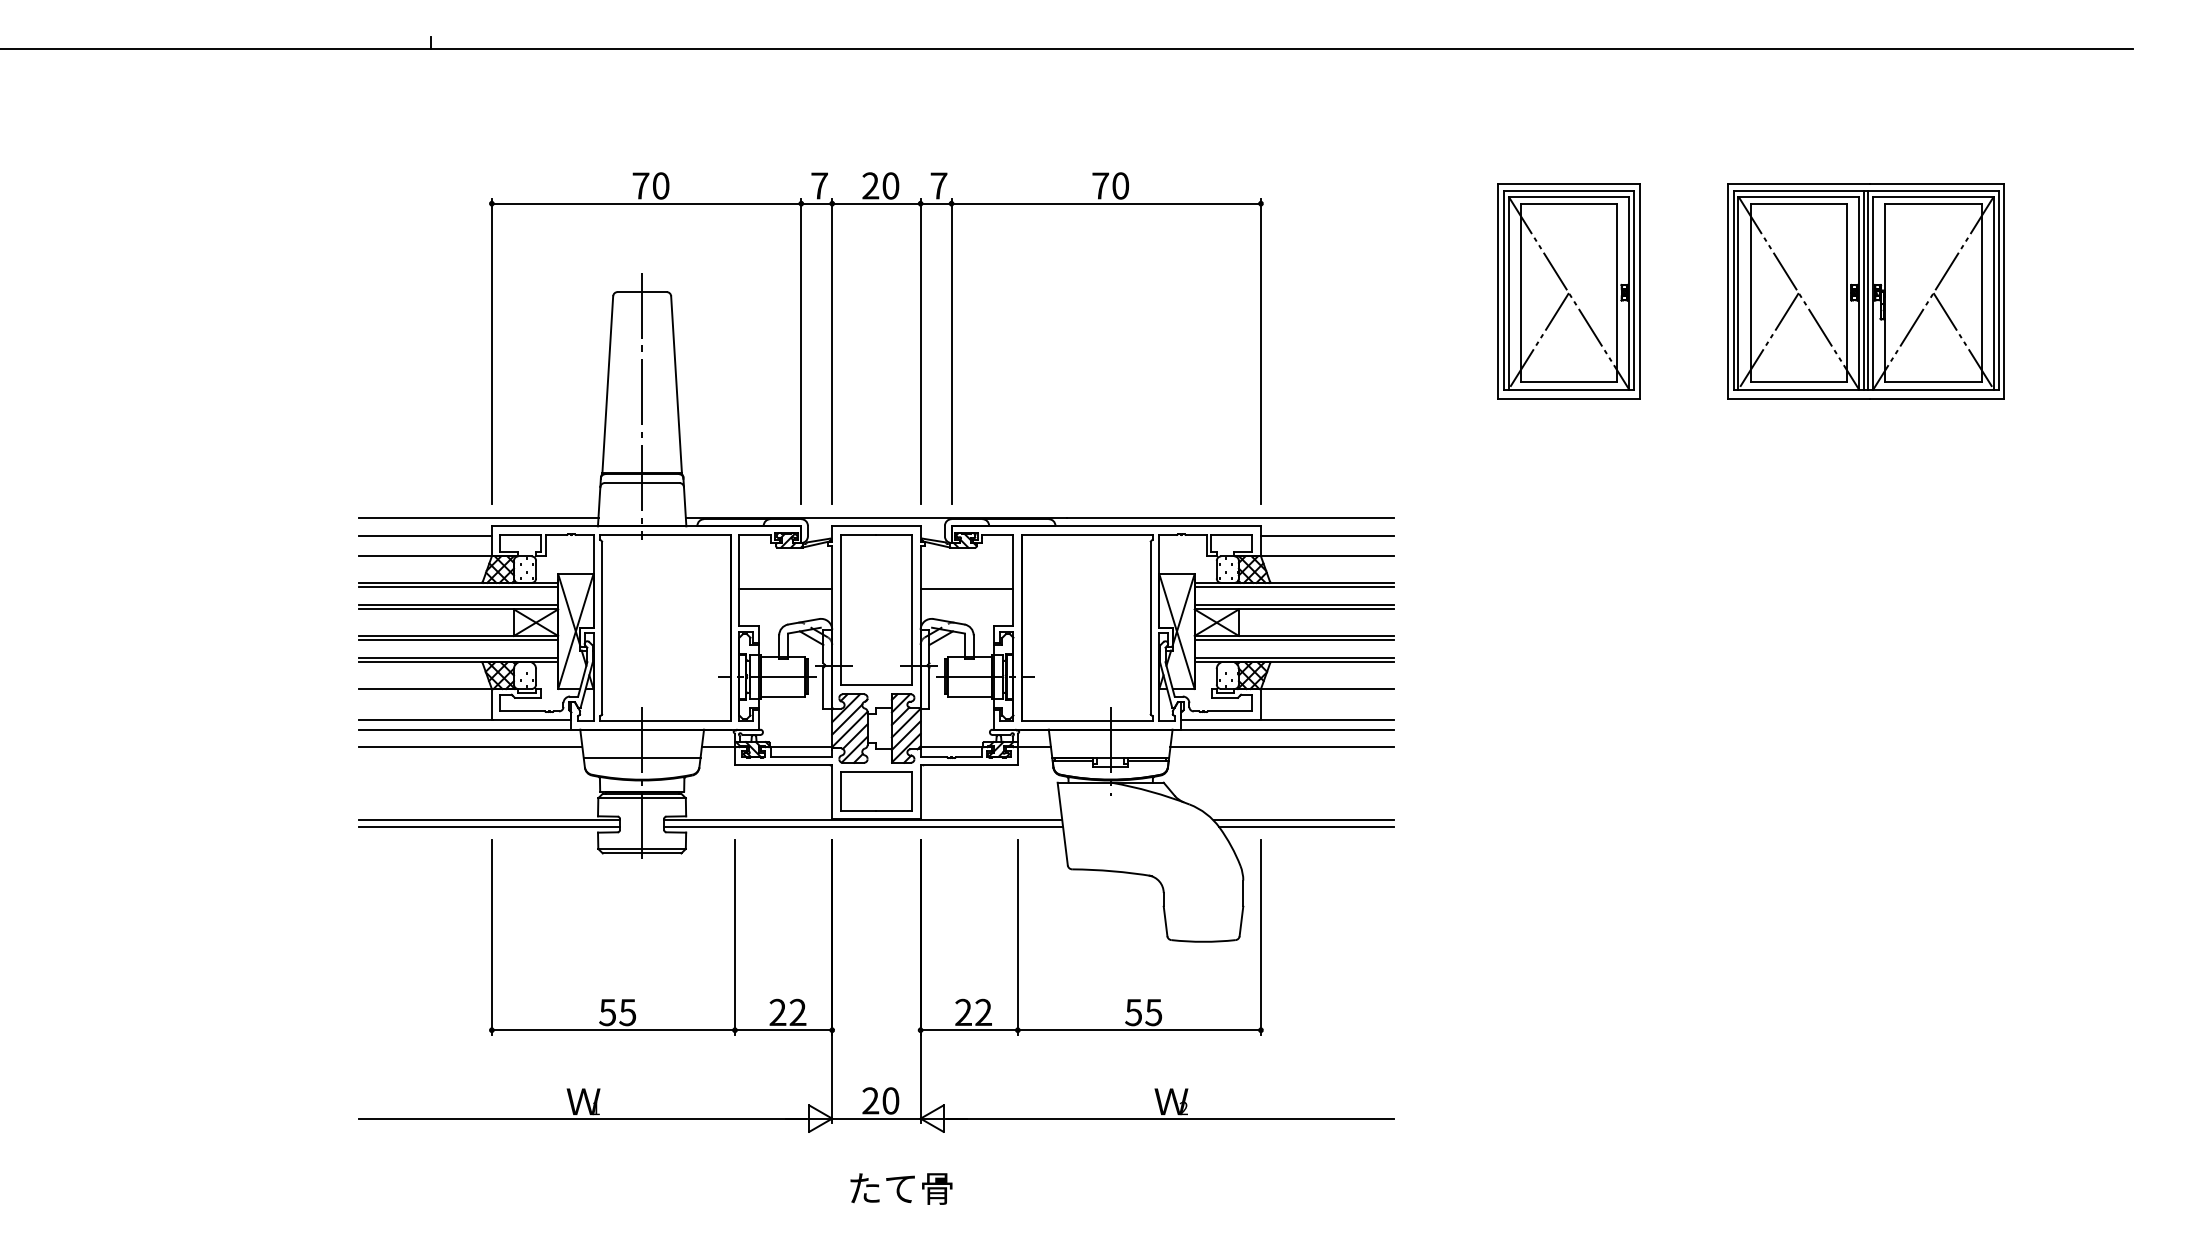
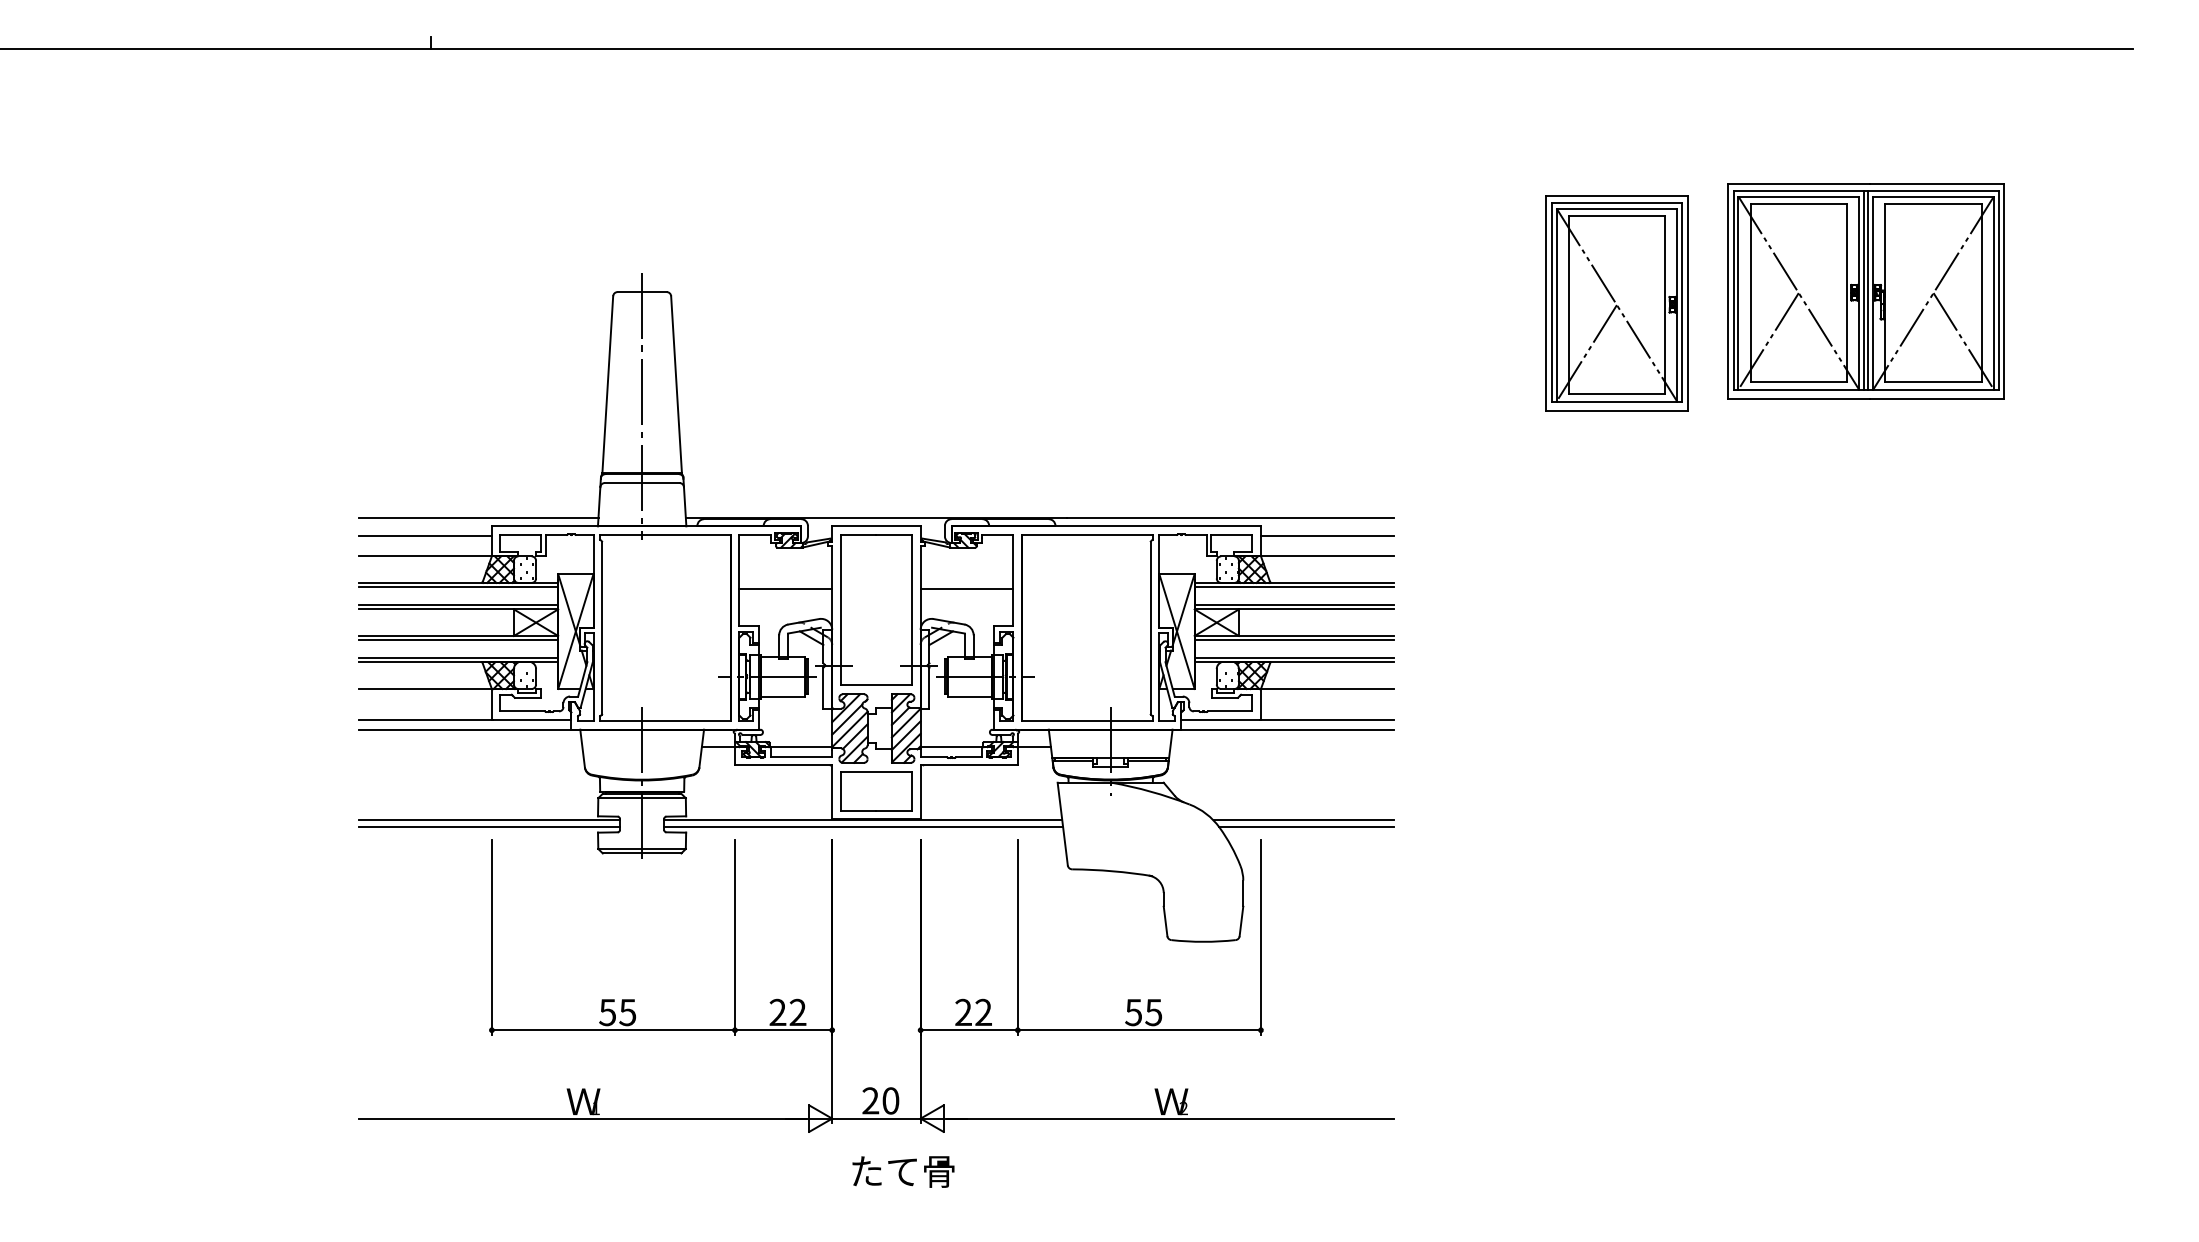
part position: (1568, 291) -> (1616, 303) (1616, 303)
part: present -> none (832, 338)
line: present -> none (470, 747)
line: present -> none (1281, 747)
line: present -> none (641, 758)
text position: (901, 1188) -> (903, 1171) (903, 1171)
